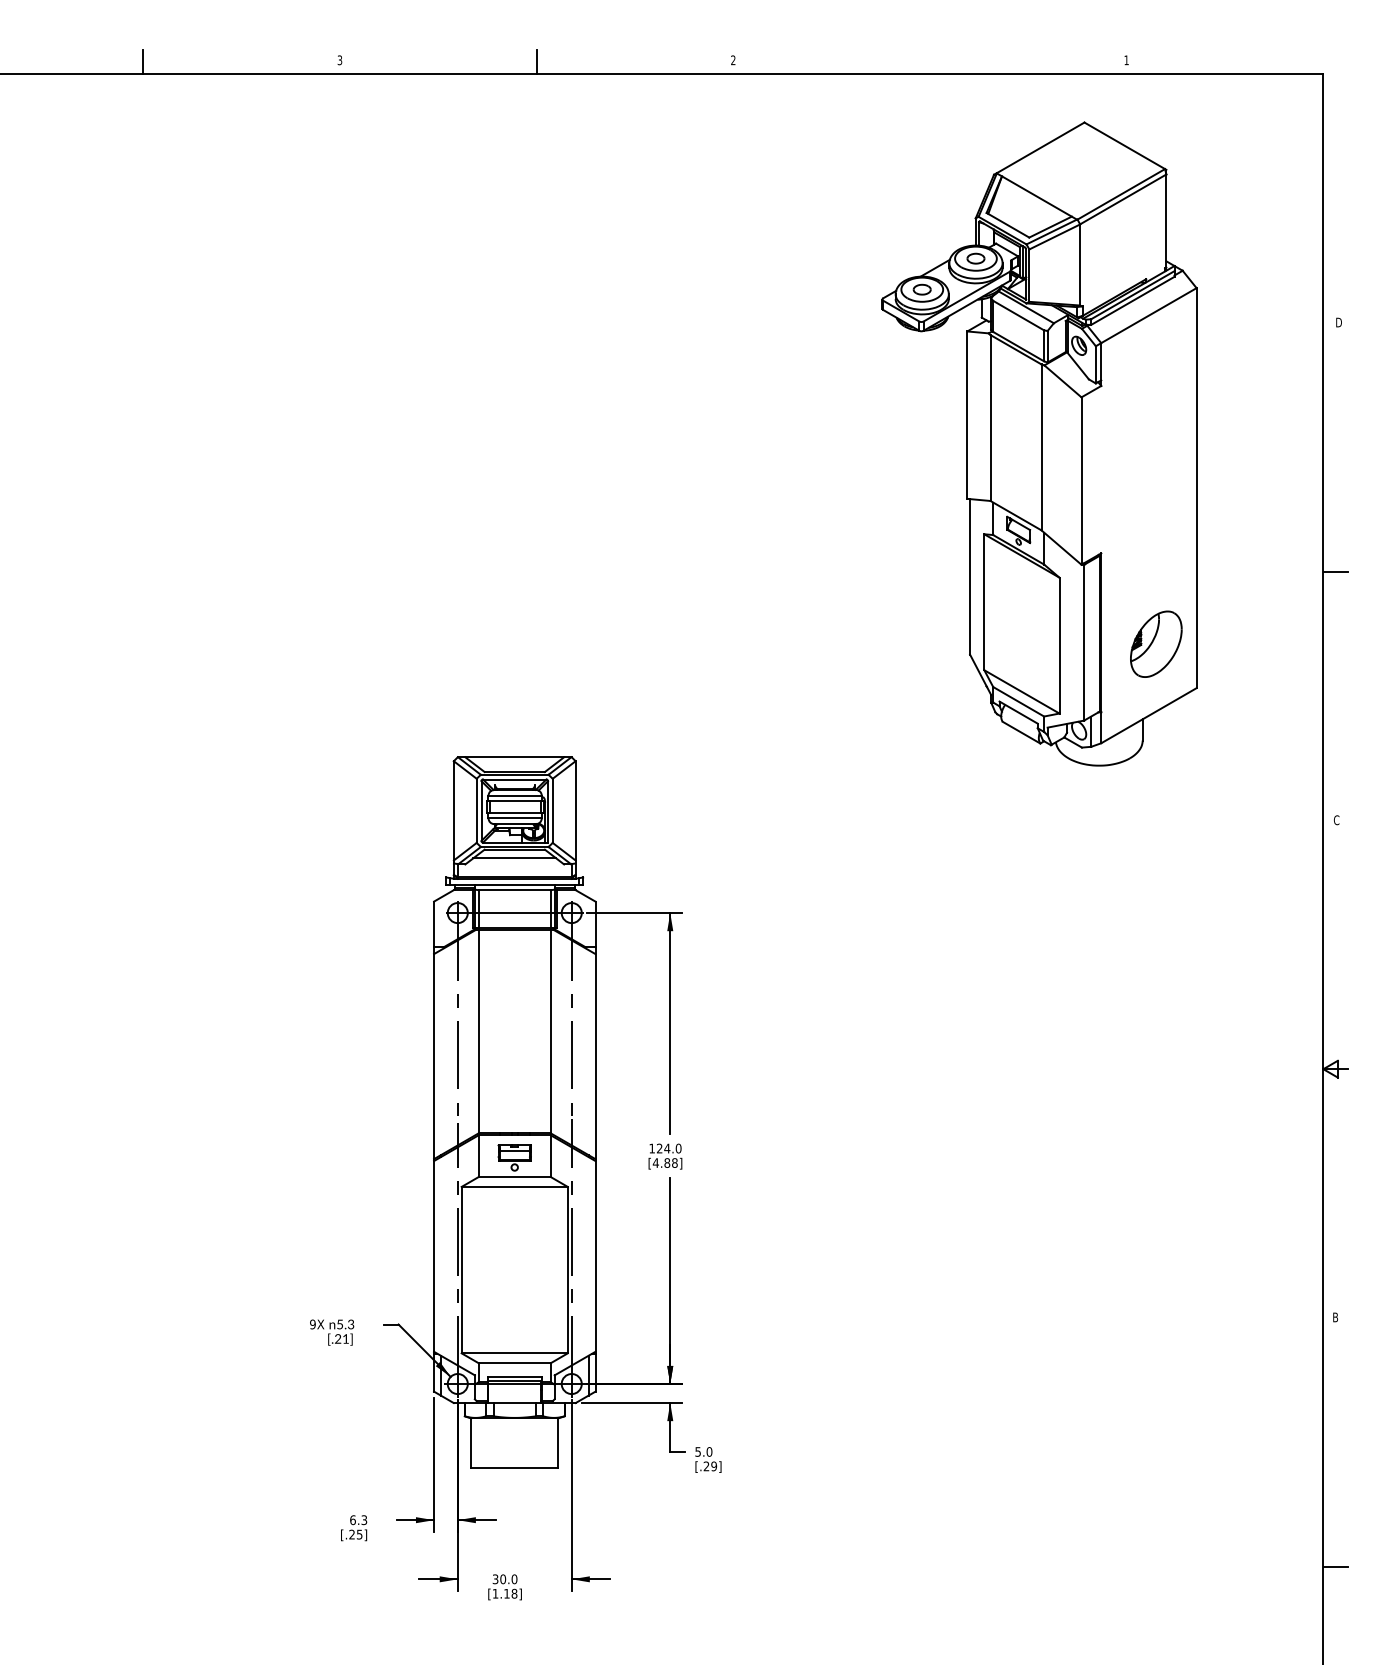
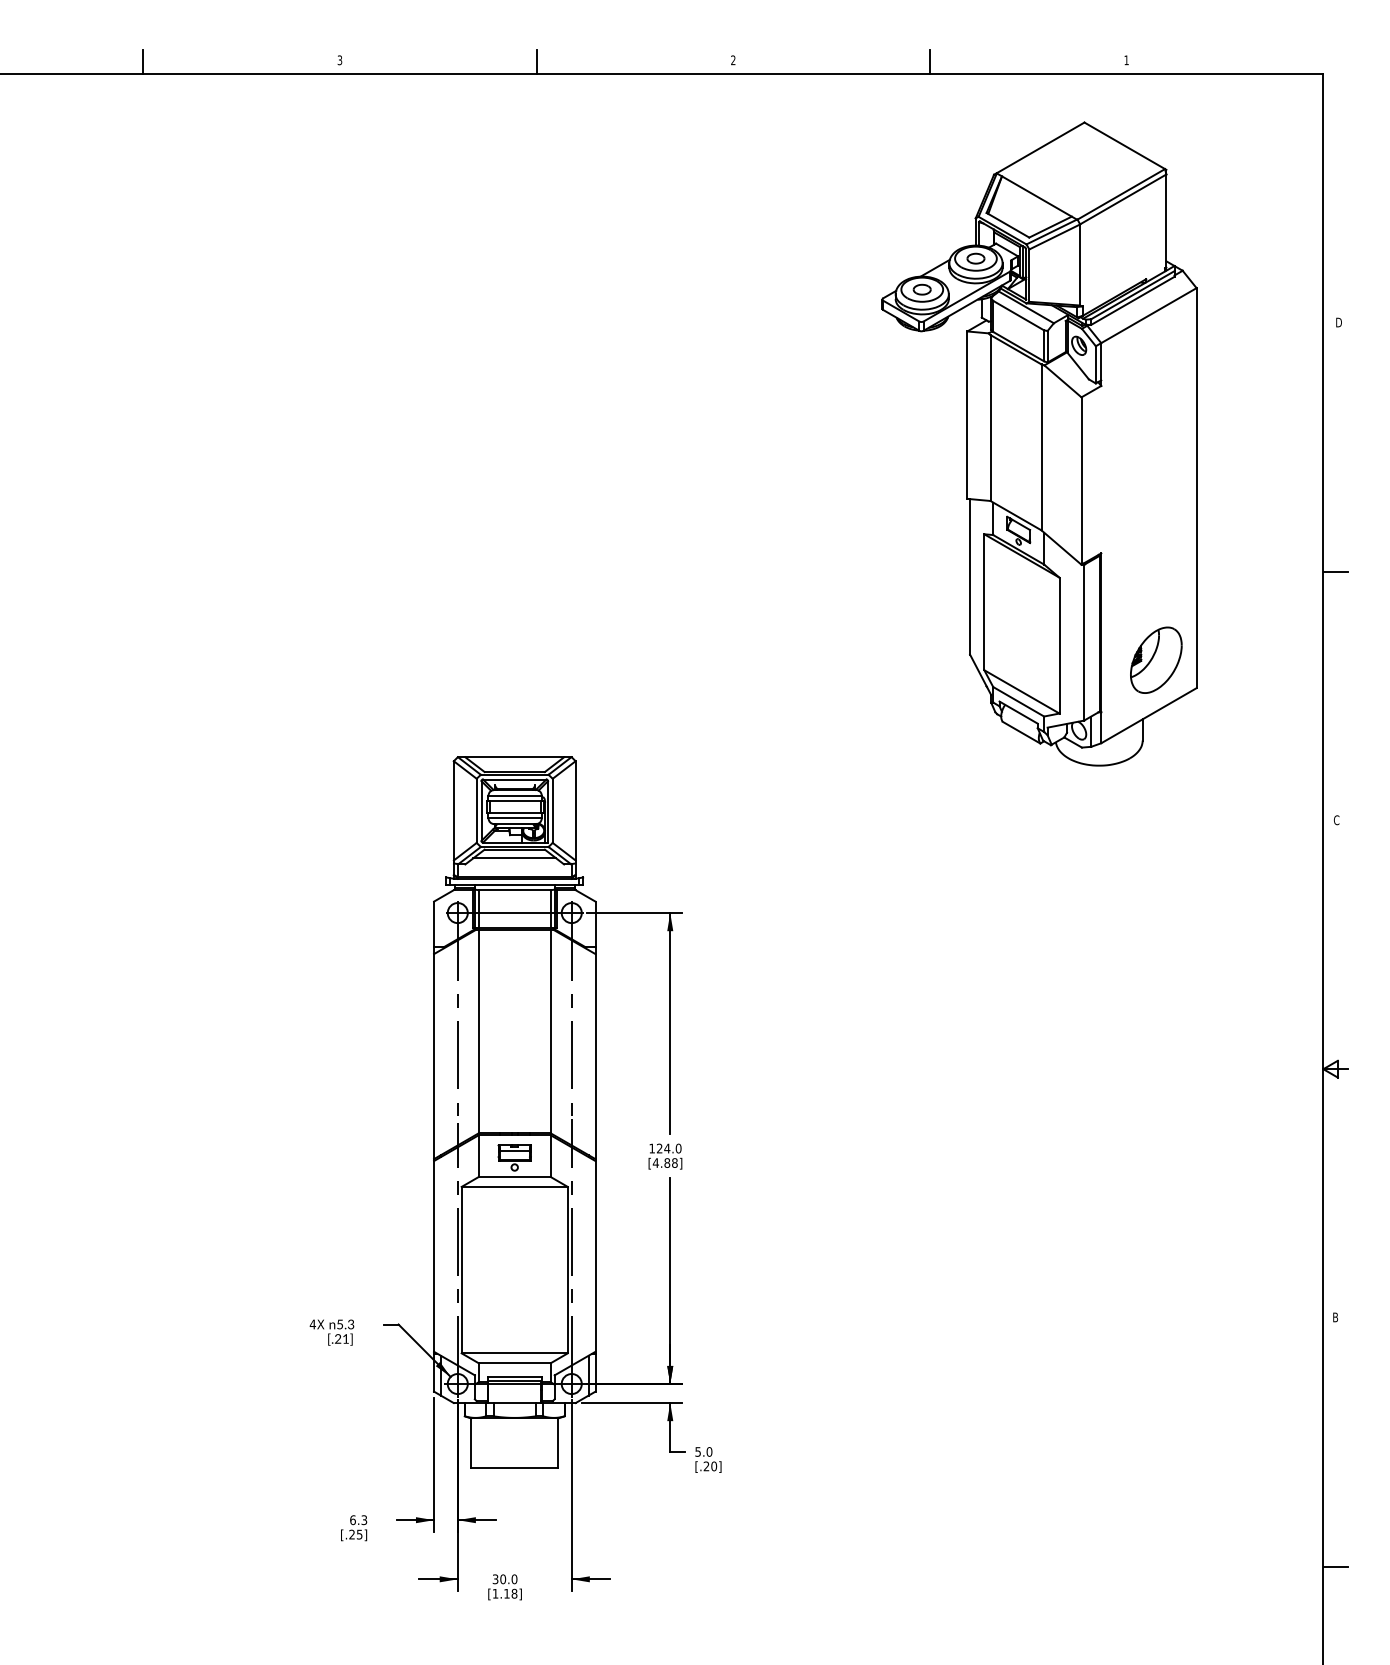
line: none -> present (930, 62)
part position: (1156, 643) -> (1156, 659) (1156, 659)
text: 9X -> 4X (312, 1324)
text: [.29] -> [.20] (713, 1466)
